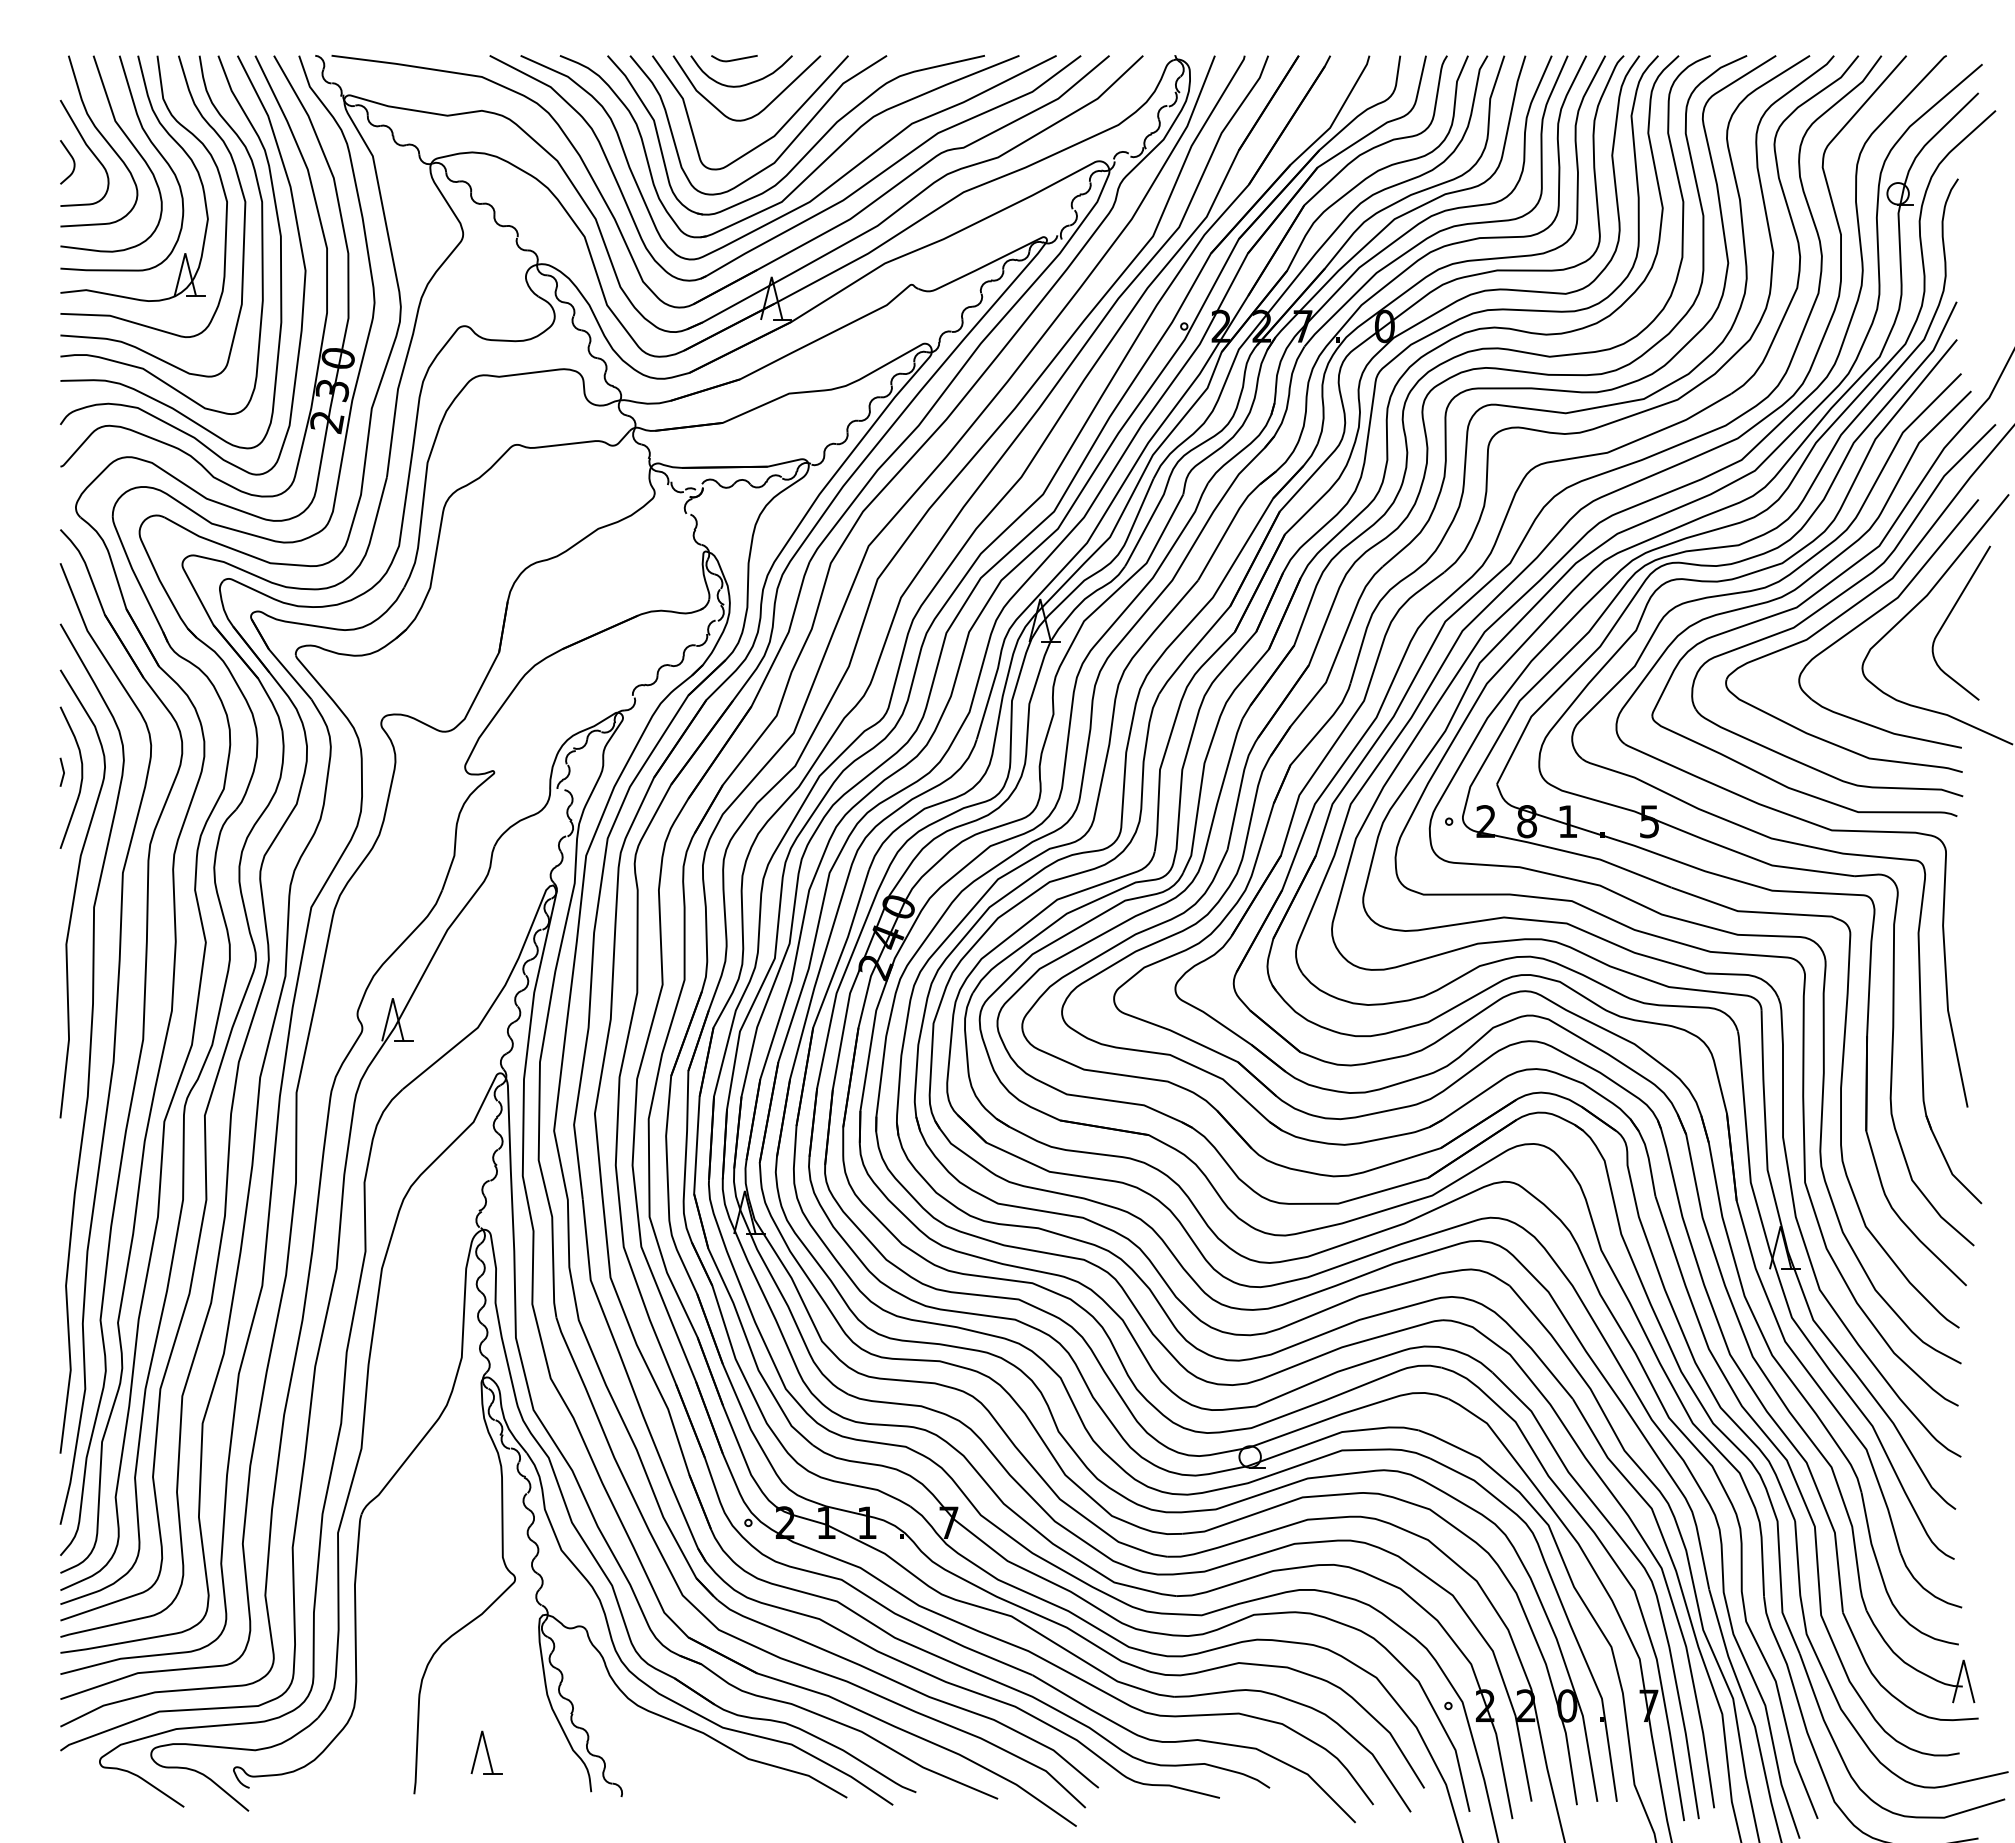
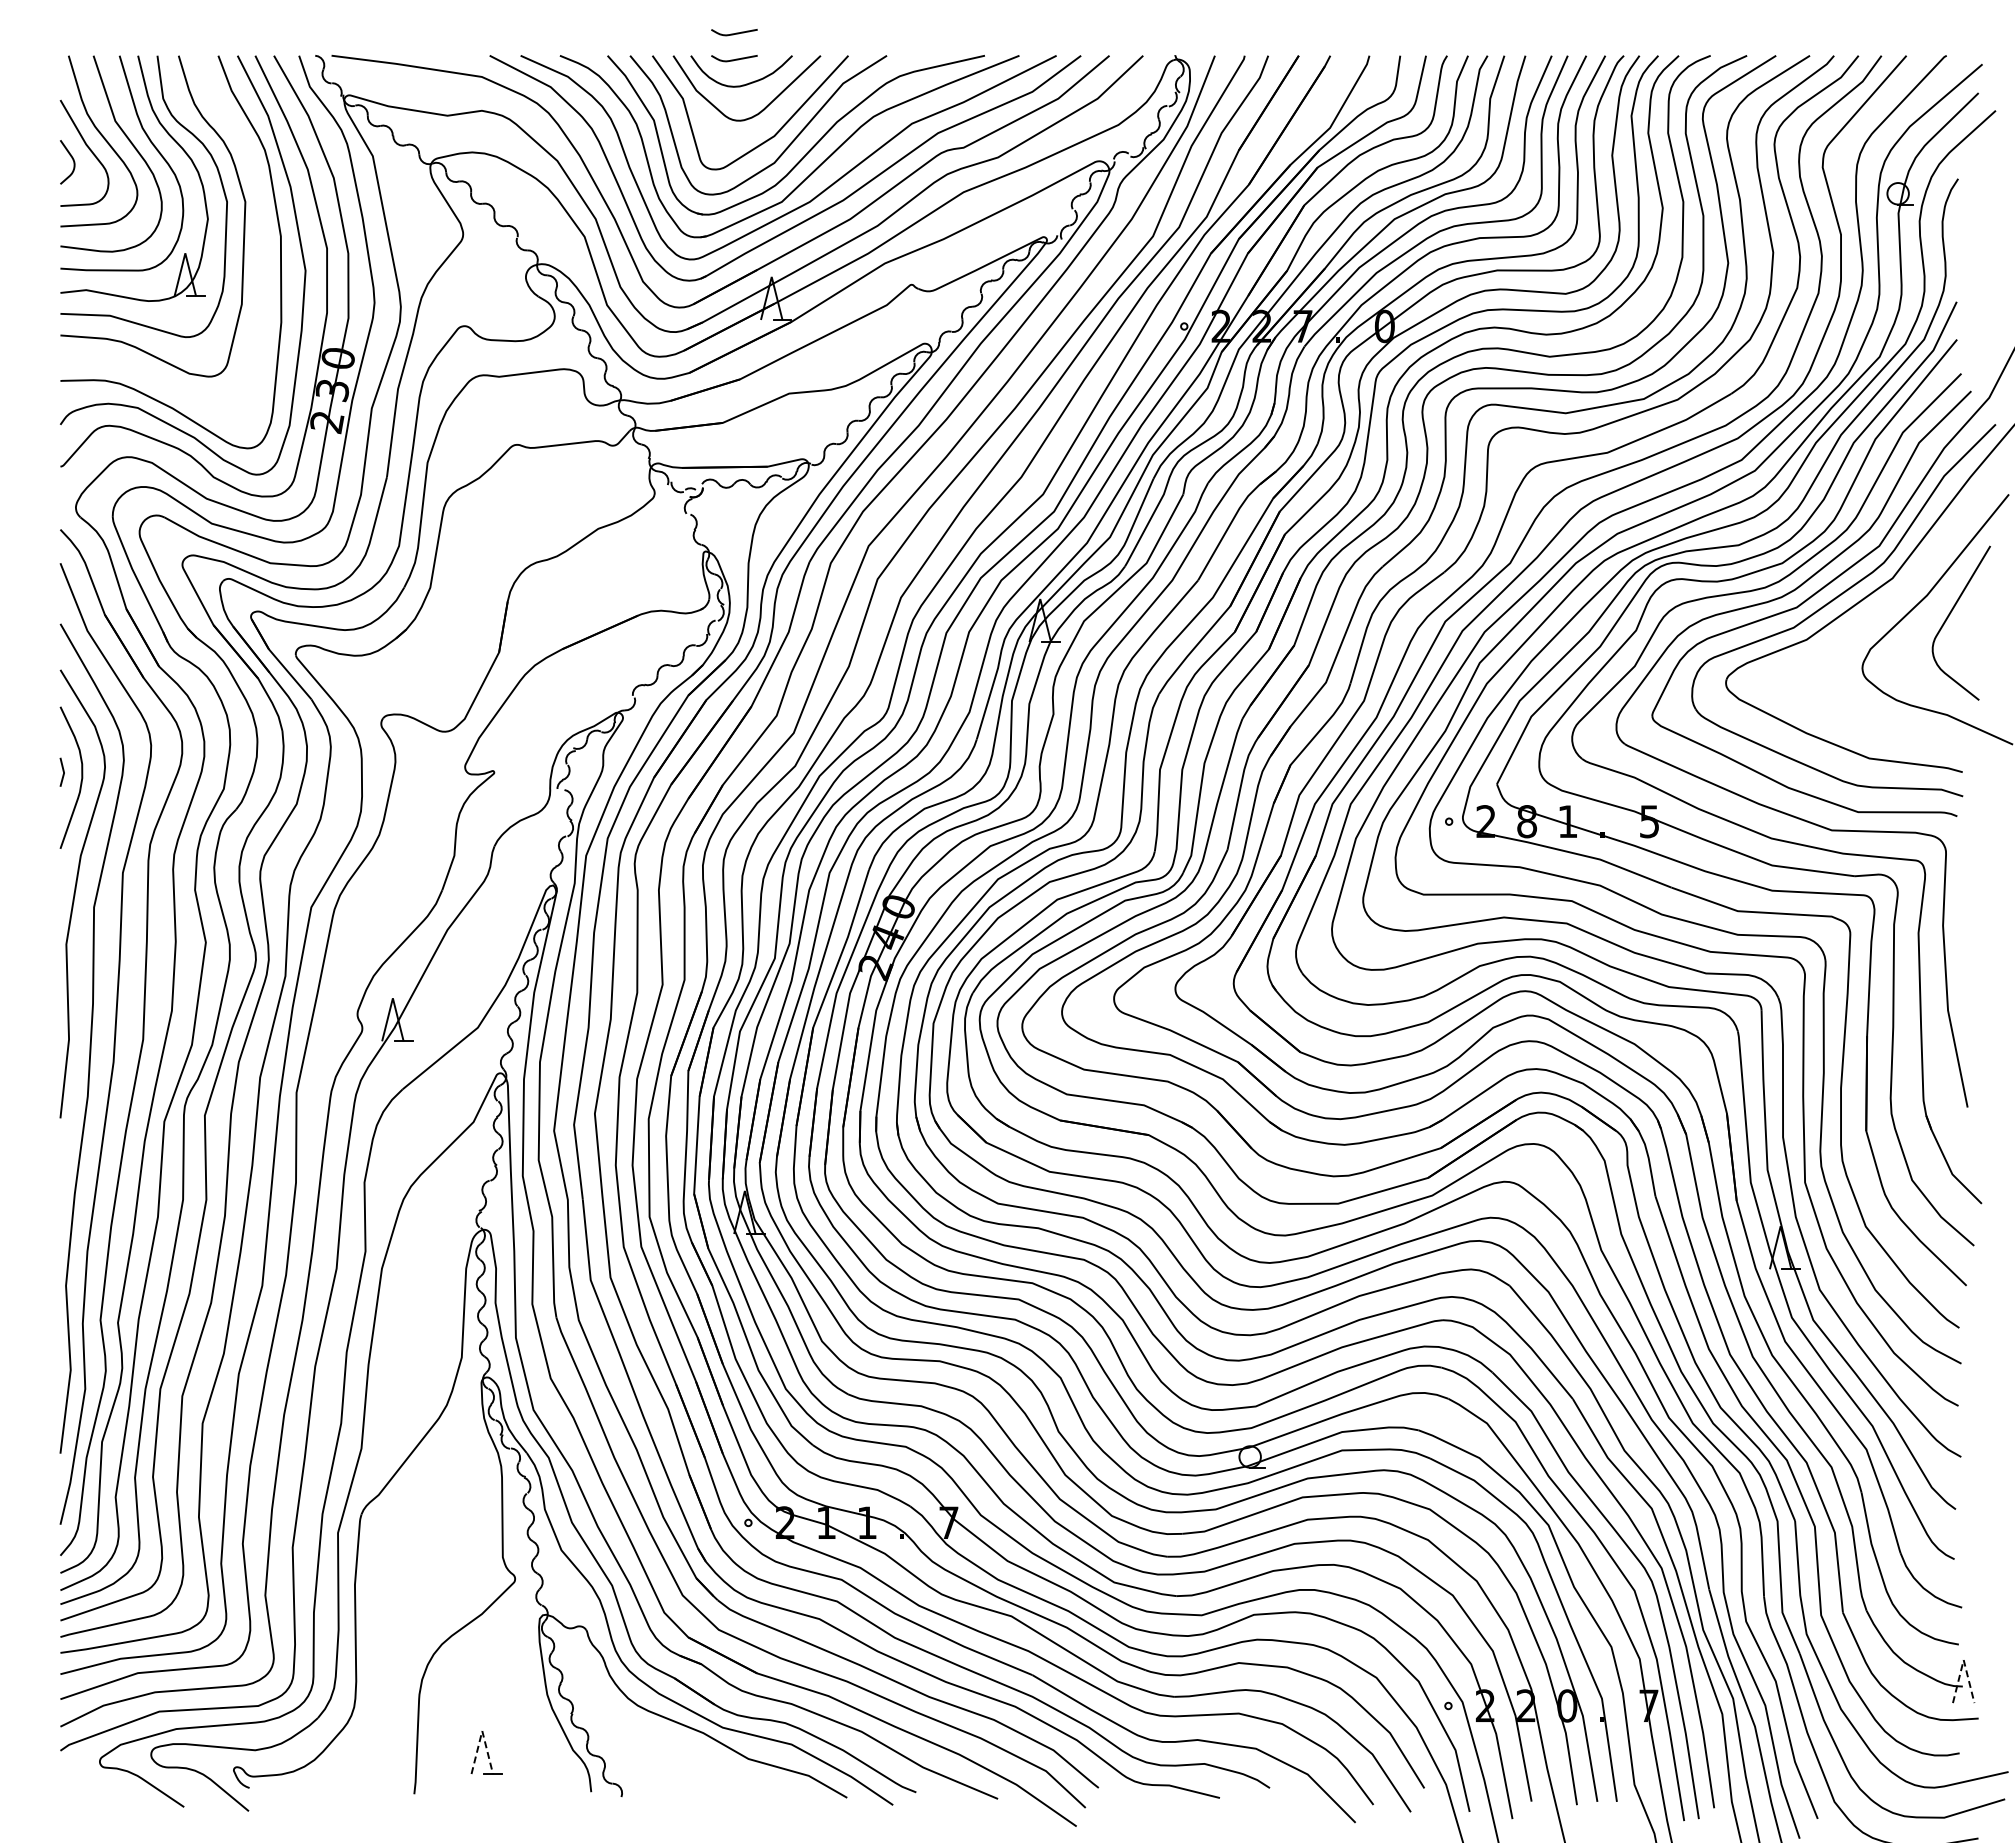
curve: none -> present (734, 33)
curve: present -> none (261, 234)
part: present -> none (1880, 611)
line: solid -> dashed (1963, 1660)
line: solid -> dashed (482, 1731)
